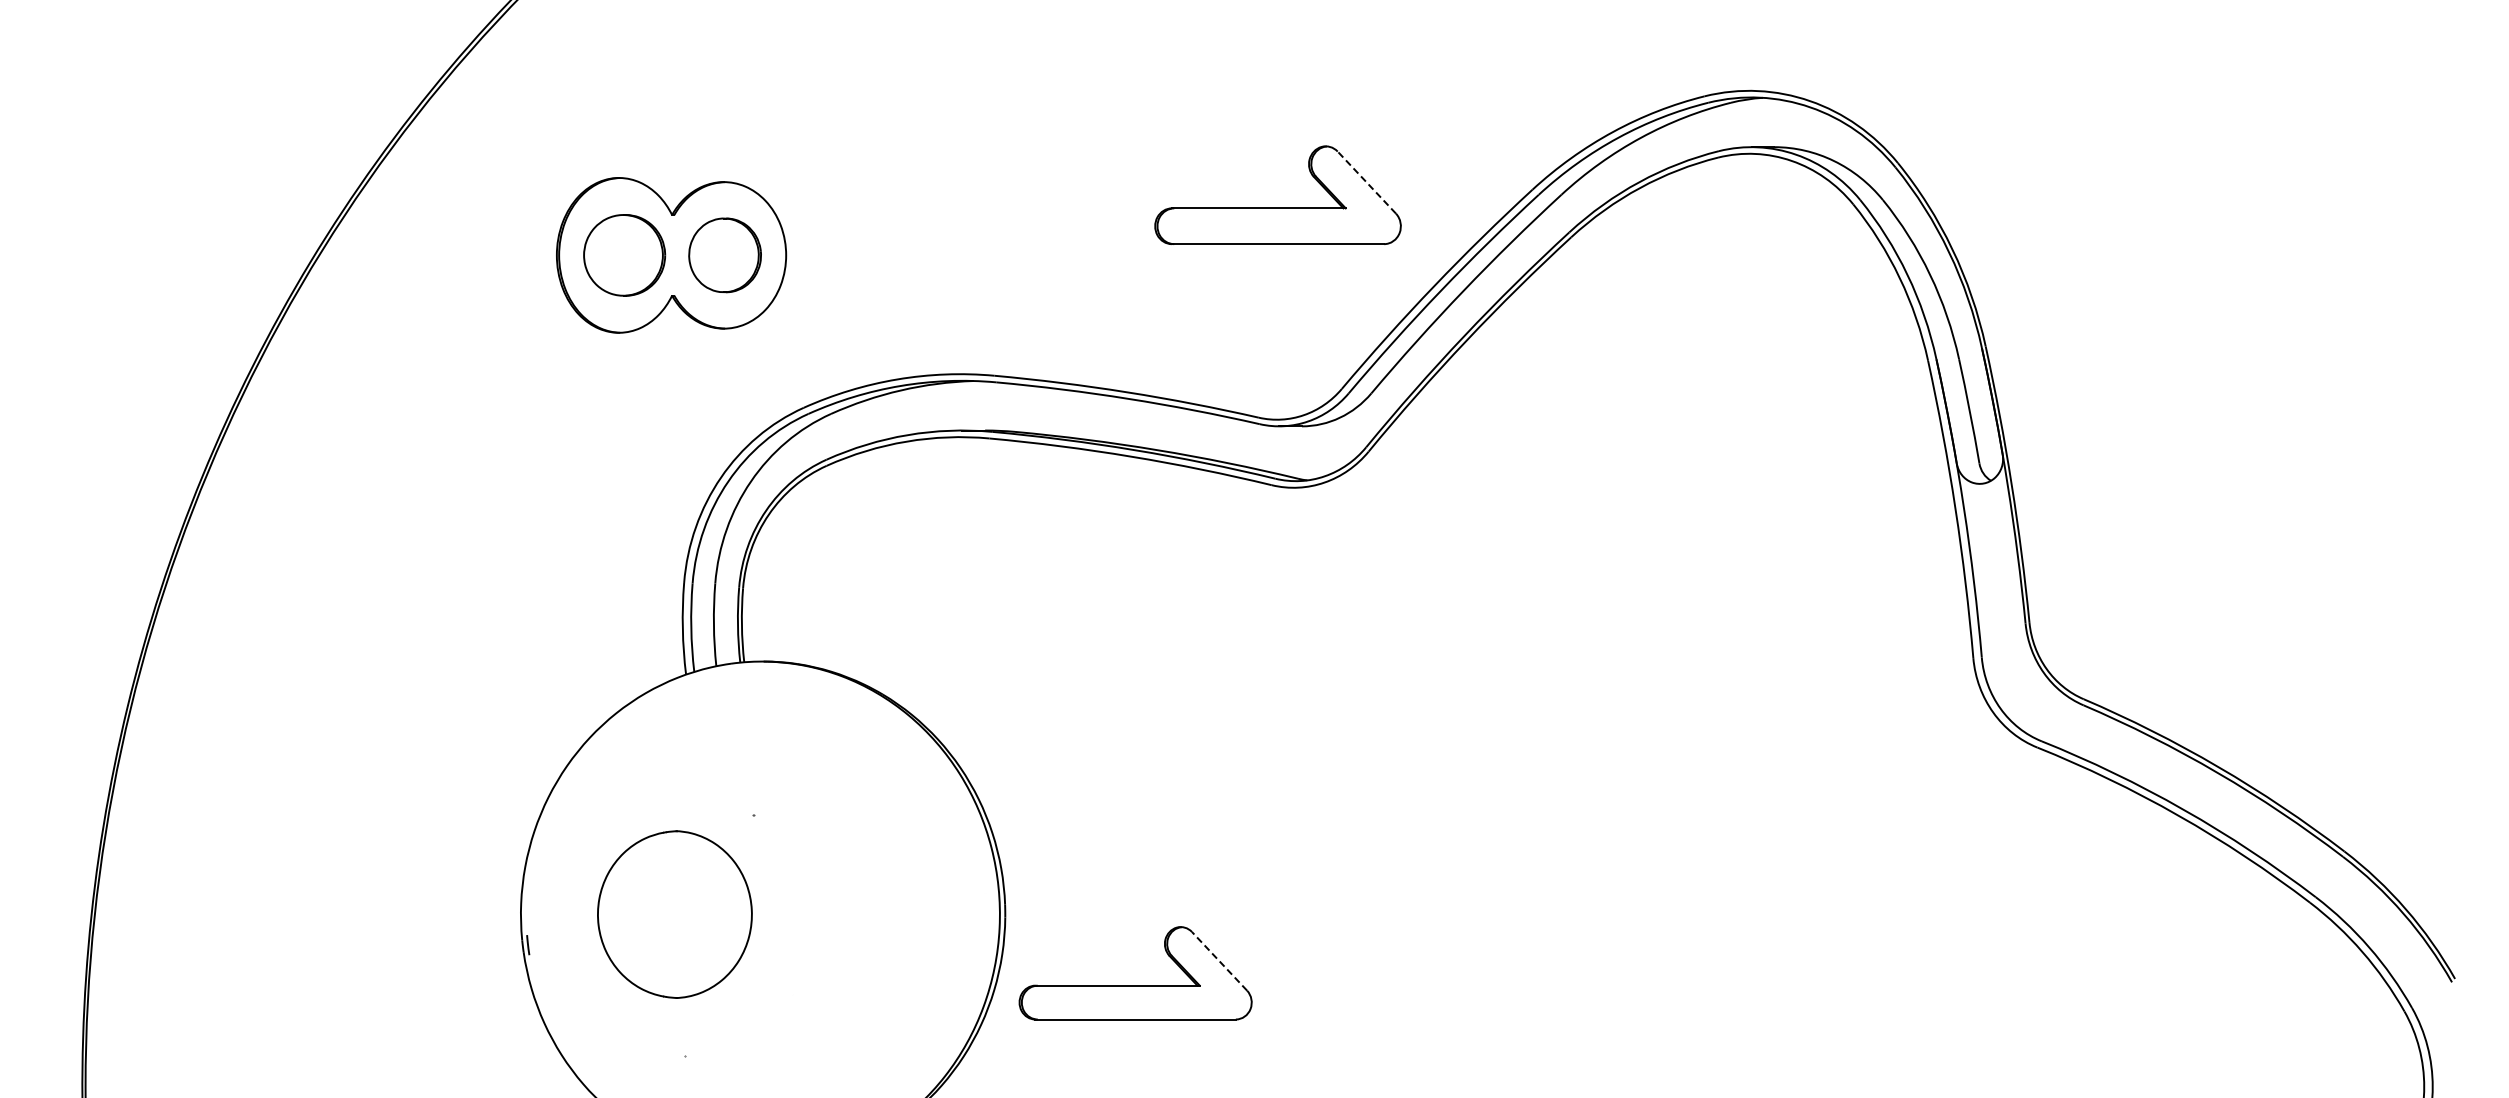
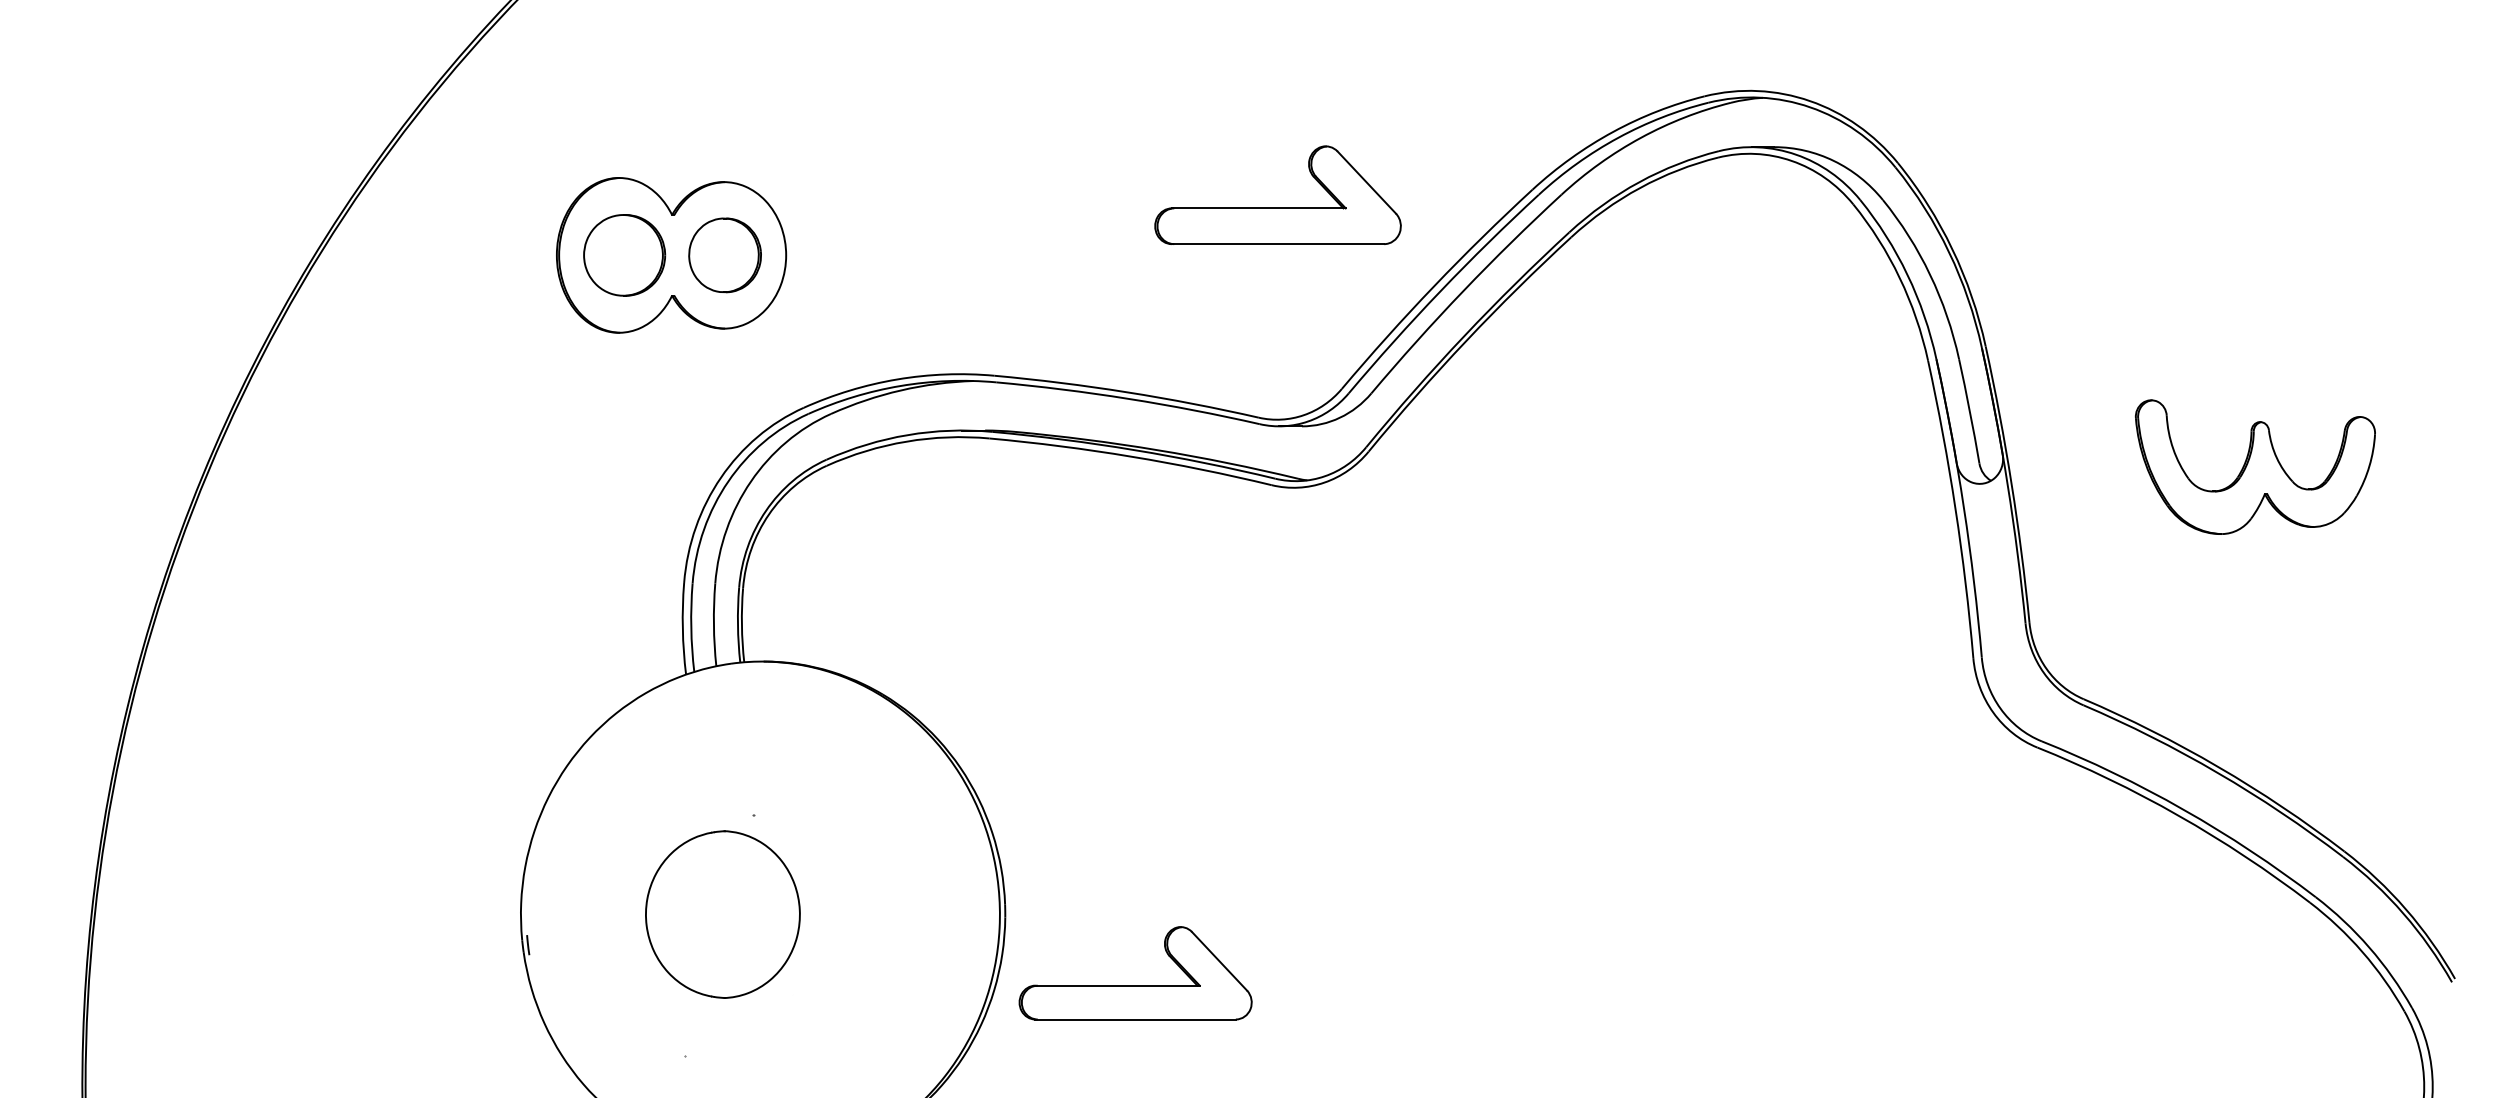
line: dashed -> solid (1366, 182)
part: none -> present (2254, 466)
part position: (674, 914) -> (722, 914) (722, 914)
line: dashed -> solid (1219, 960)
